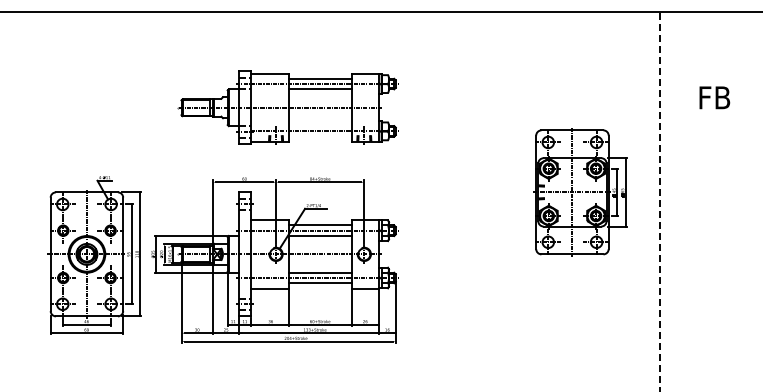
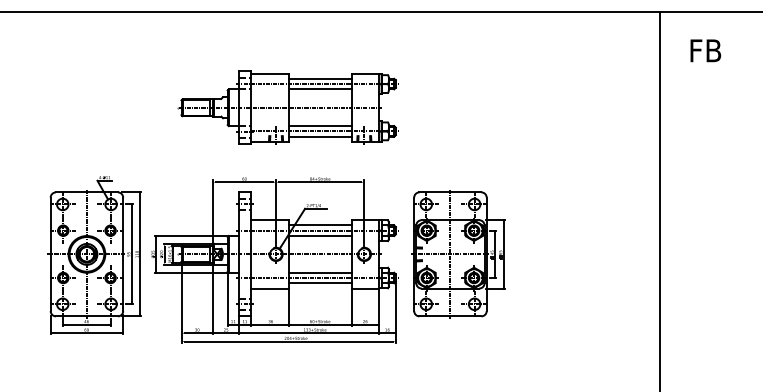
text position: (714, 97) -> (705, 50) (705, 50)
line: none -> present (319, 126)
line: none -> present (319, 136)
part position: (580, 192) -> (458, 254) (458, 254)
line: dashed -> solid (660, 201)
